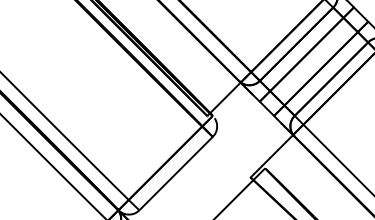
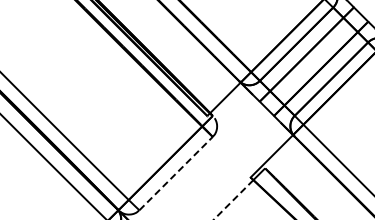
line: solid -> dashed (176, 173)
line: solid -> dashed (233, 199)
